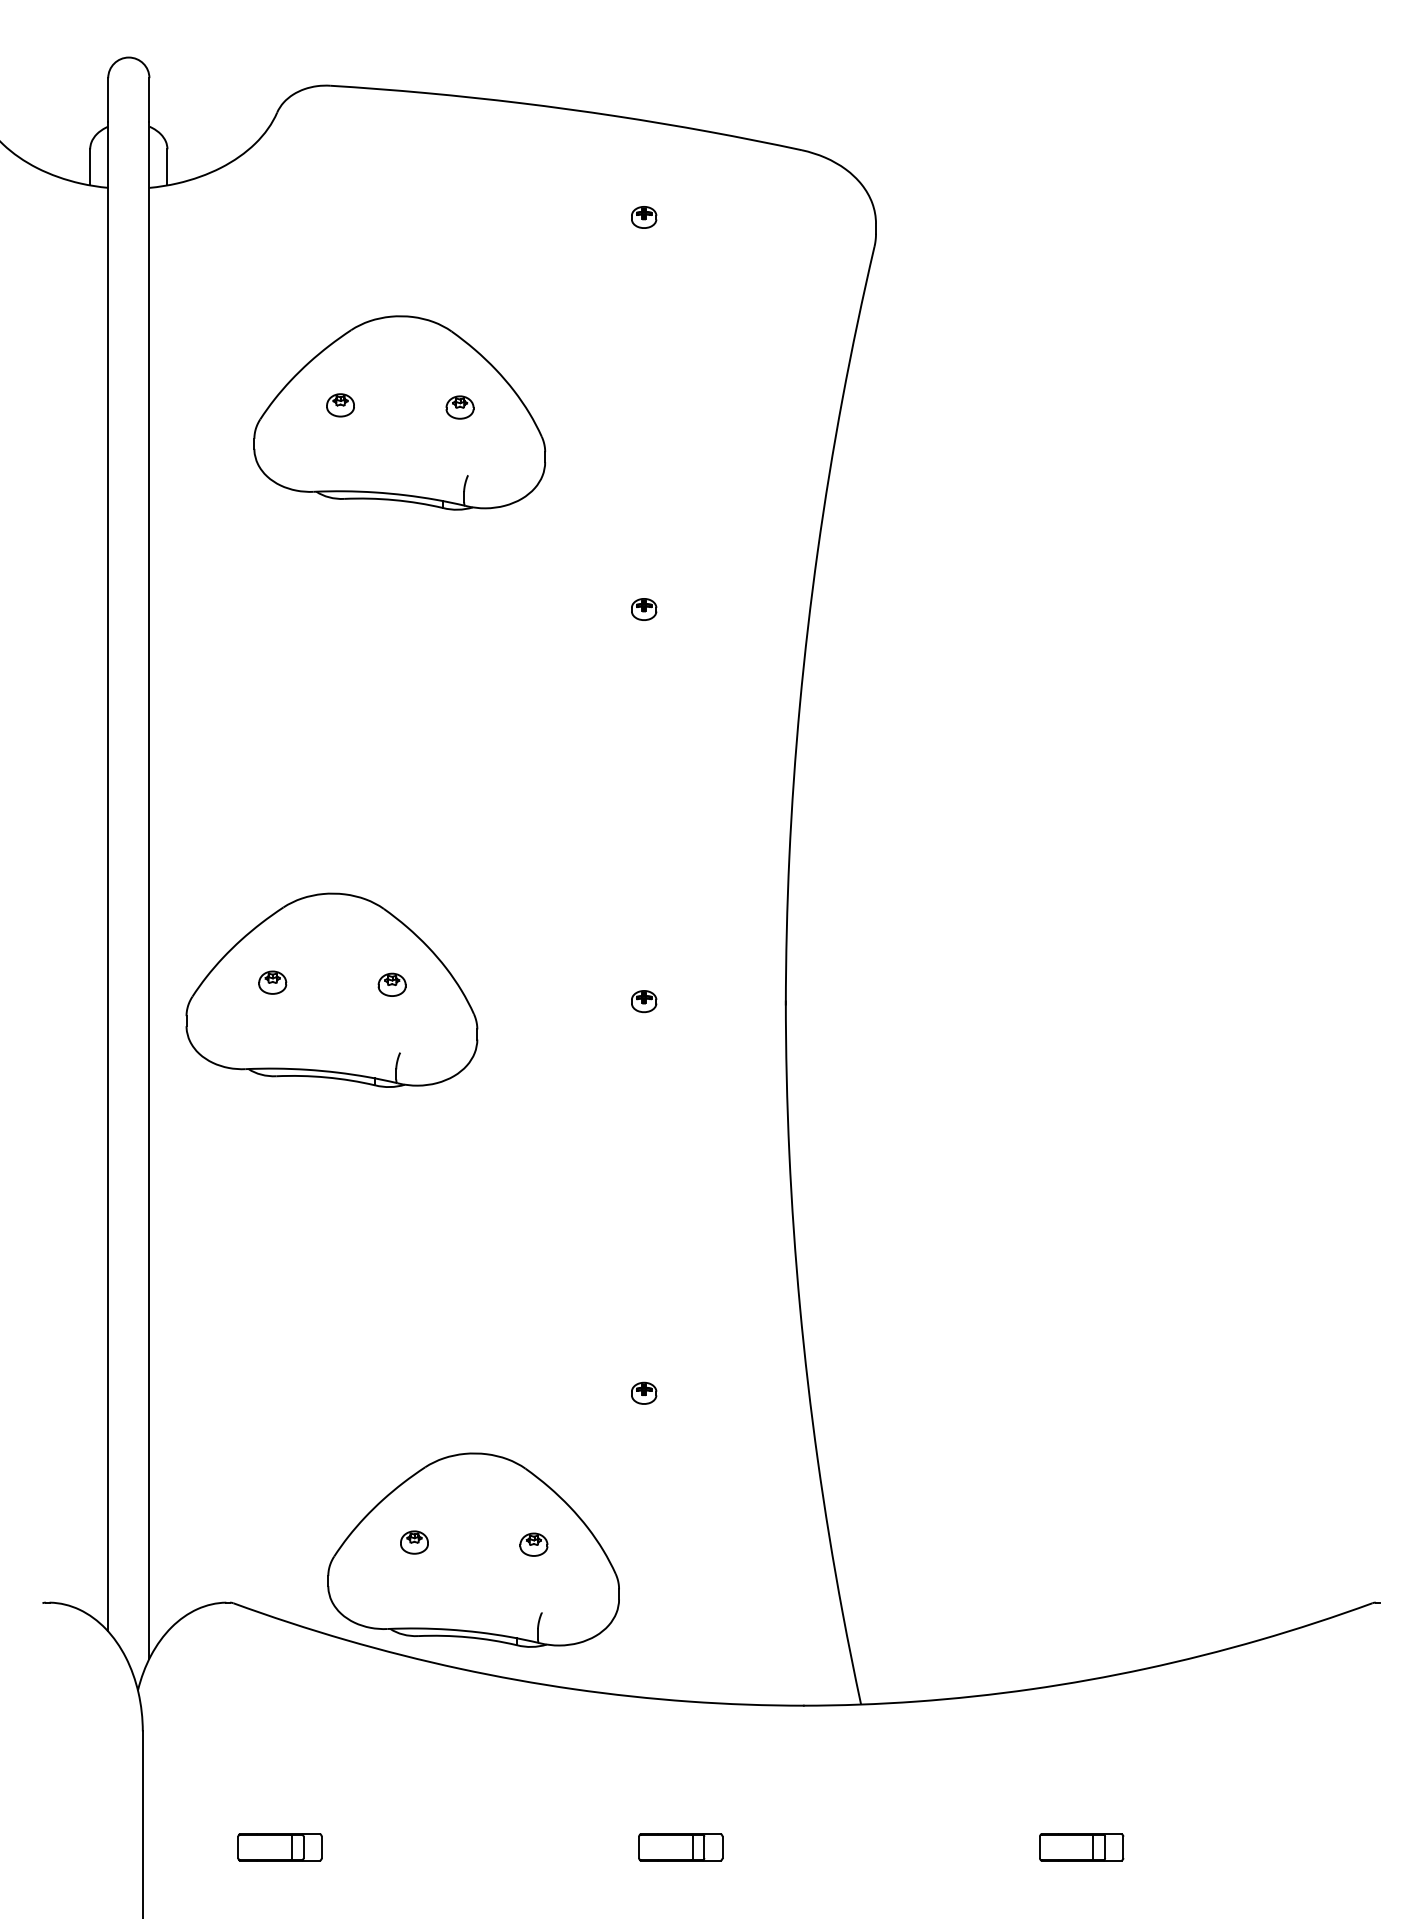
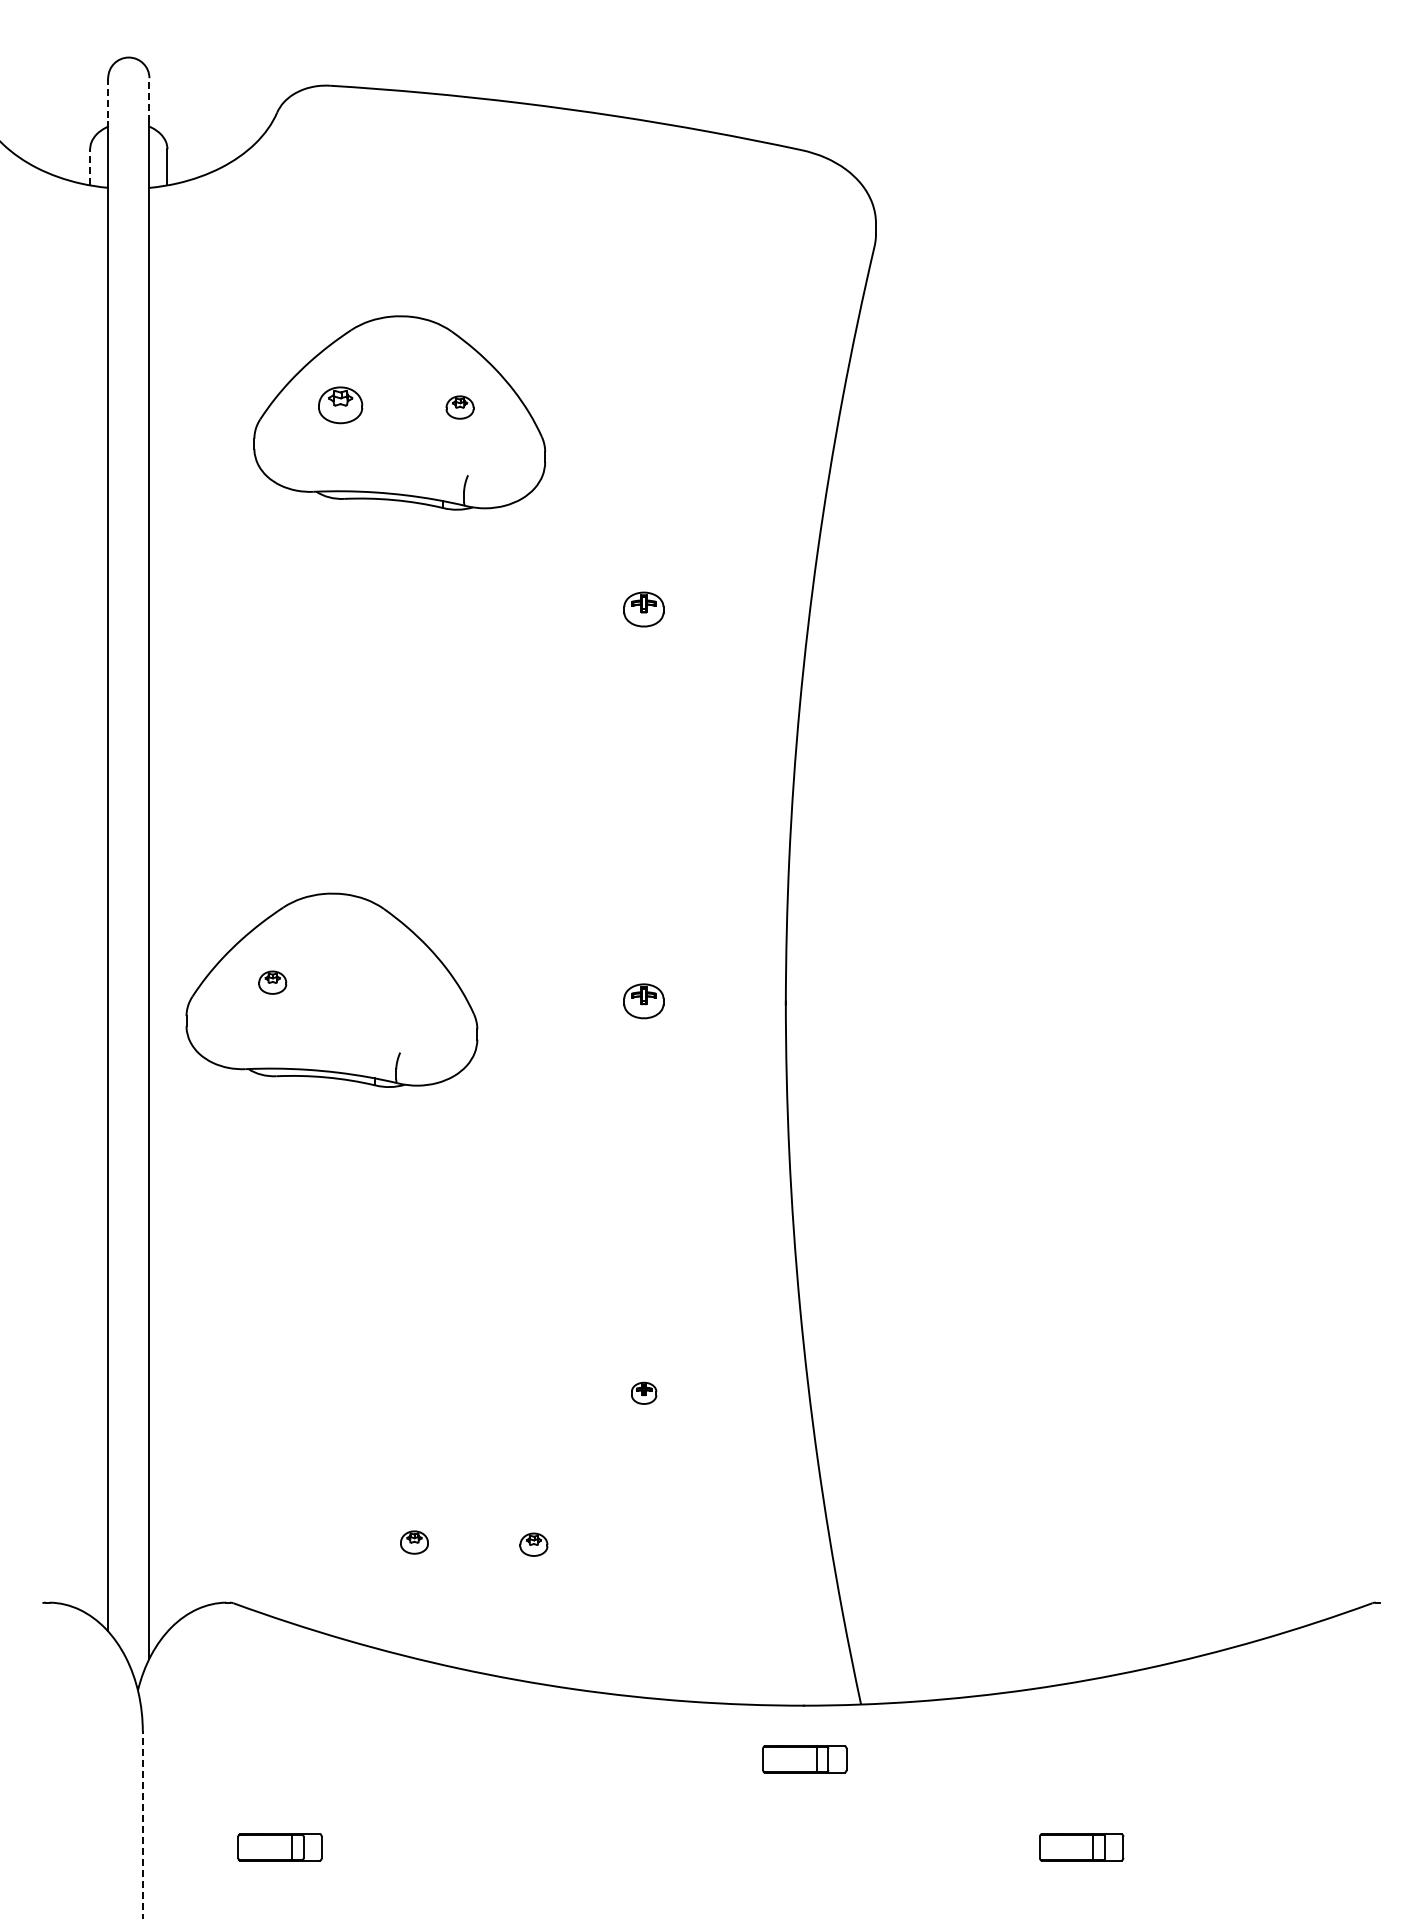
line: solid -> dashed (108, 99)
line: solid -> dashed (149, 99)
line: solid -> dashed (90, 166)
part: present -> none (644, 217)
part size: 29x25 px -> 46x39 px (340, 405)
part size: 27x23 px -> 42x37 px (643, 609)
part: present -> none (391, 984)
part size: 27x24 px -> 42x37 px (643, 1001)
part: present -> none (473, 1549)
line: solid -> dashed (142, 1824)
part position: (680, 1847) -> (804, 1759) (804, 1759)
